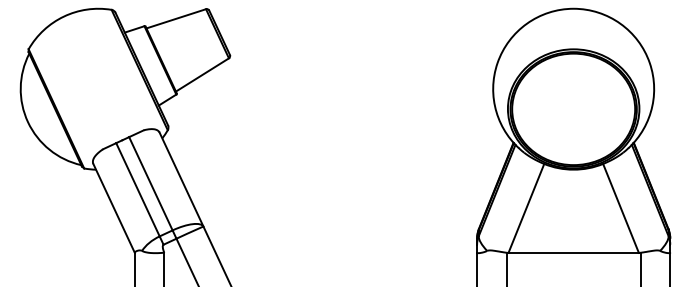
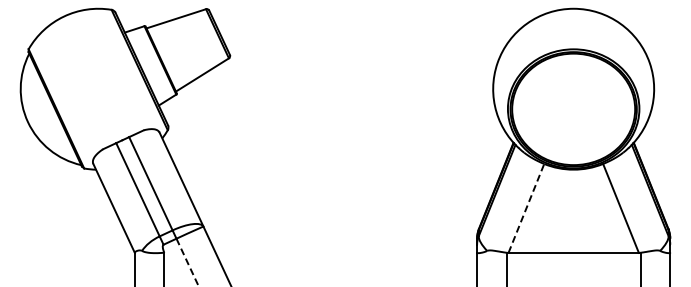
line: solid -> dashed (526, 208)
line: solid -> dashed (187, 262)
